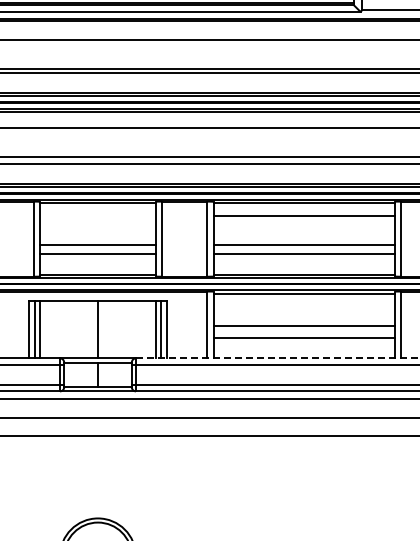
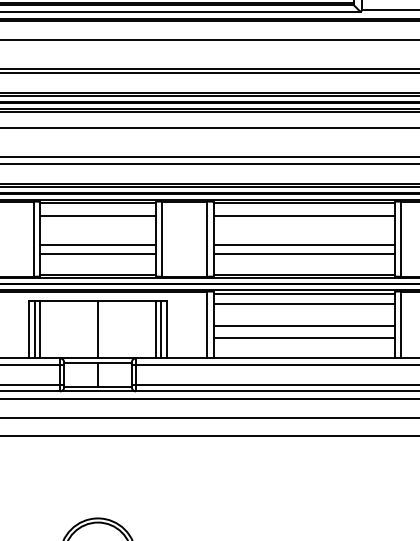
line: none -> present (97, 215)
line: none -> present (304, 303)
line: dashed -> solid (277, 358)
